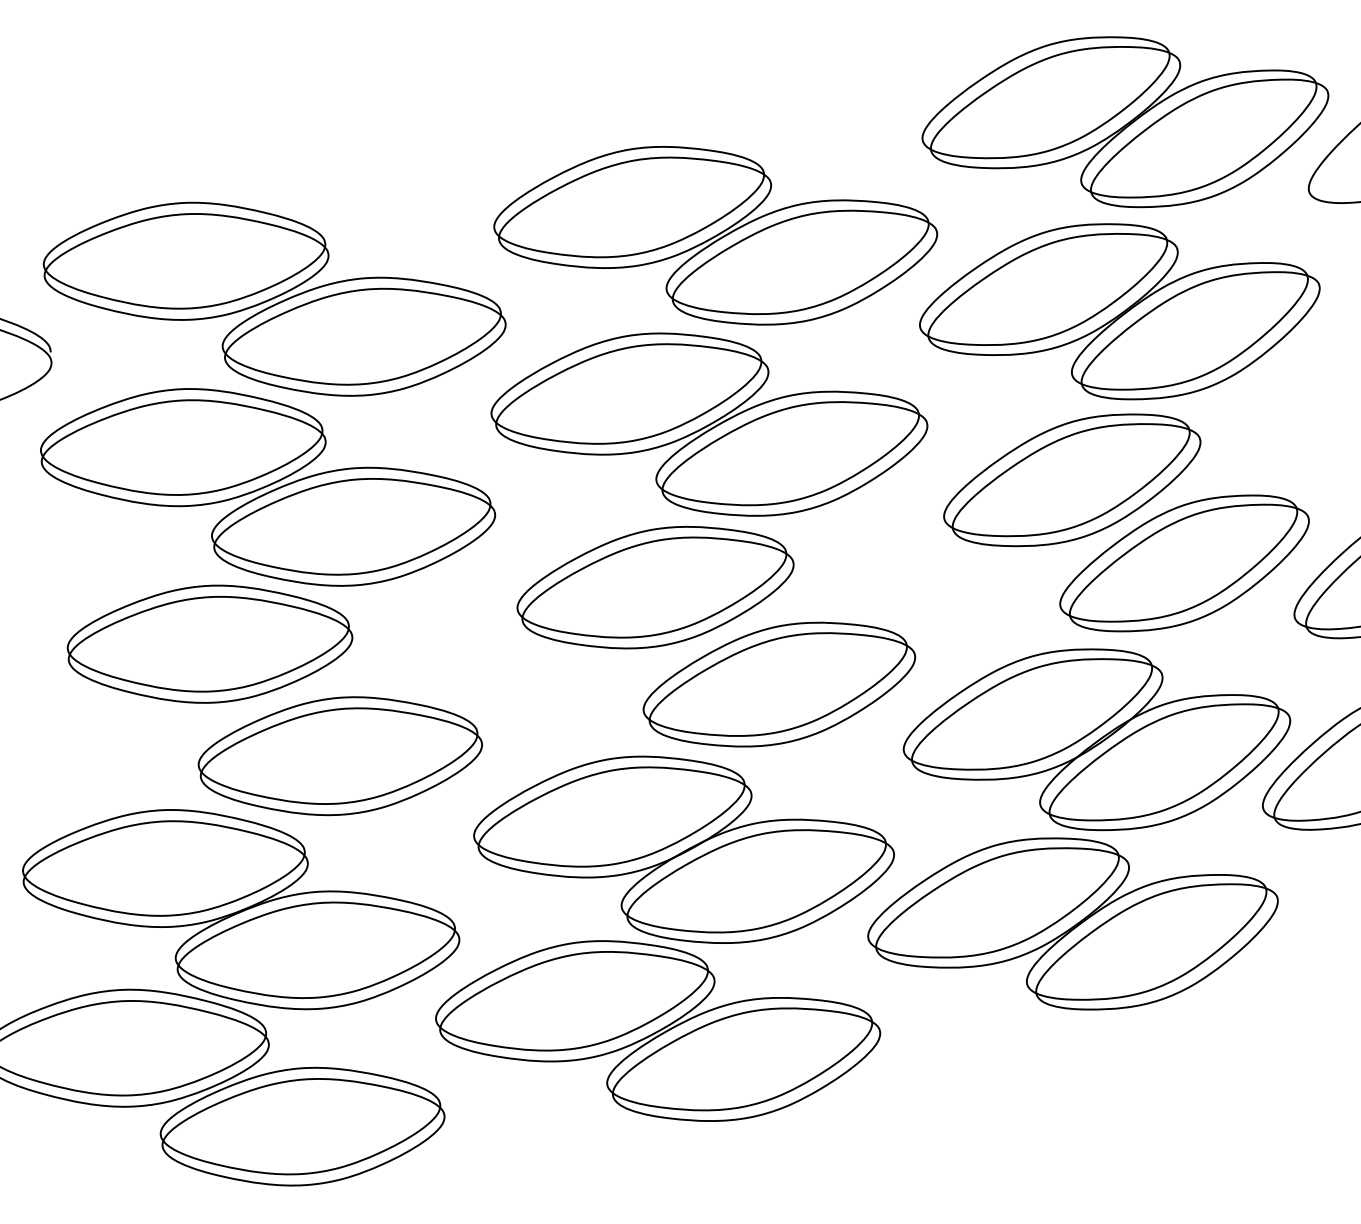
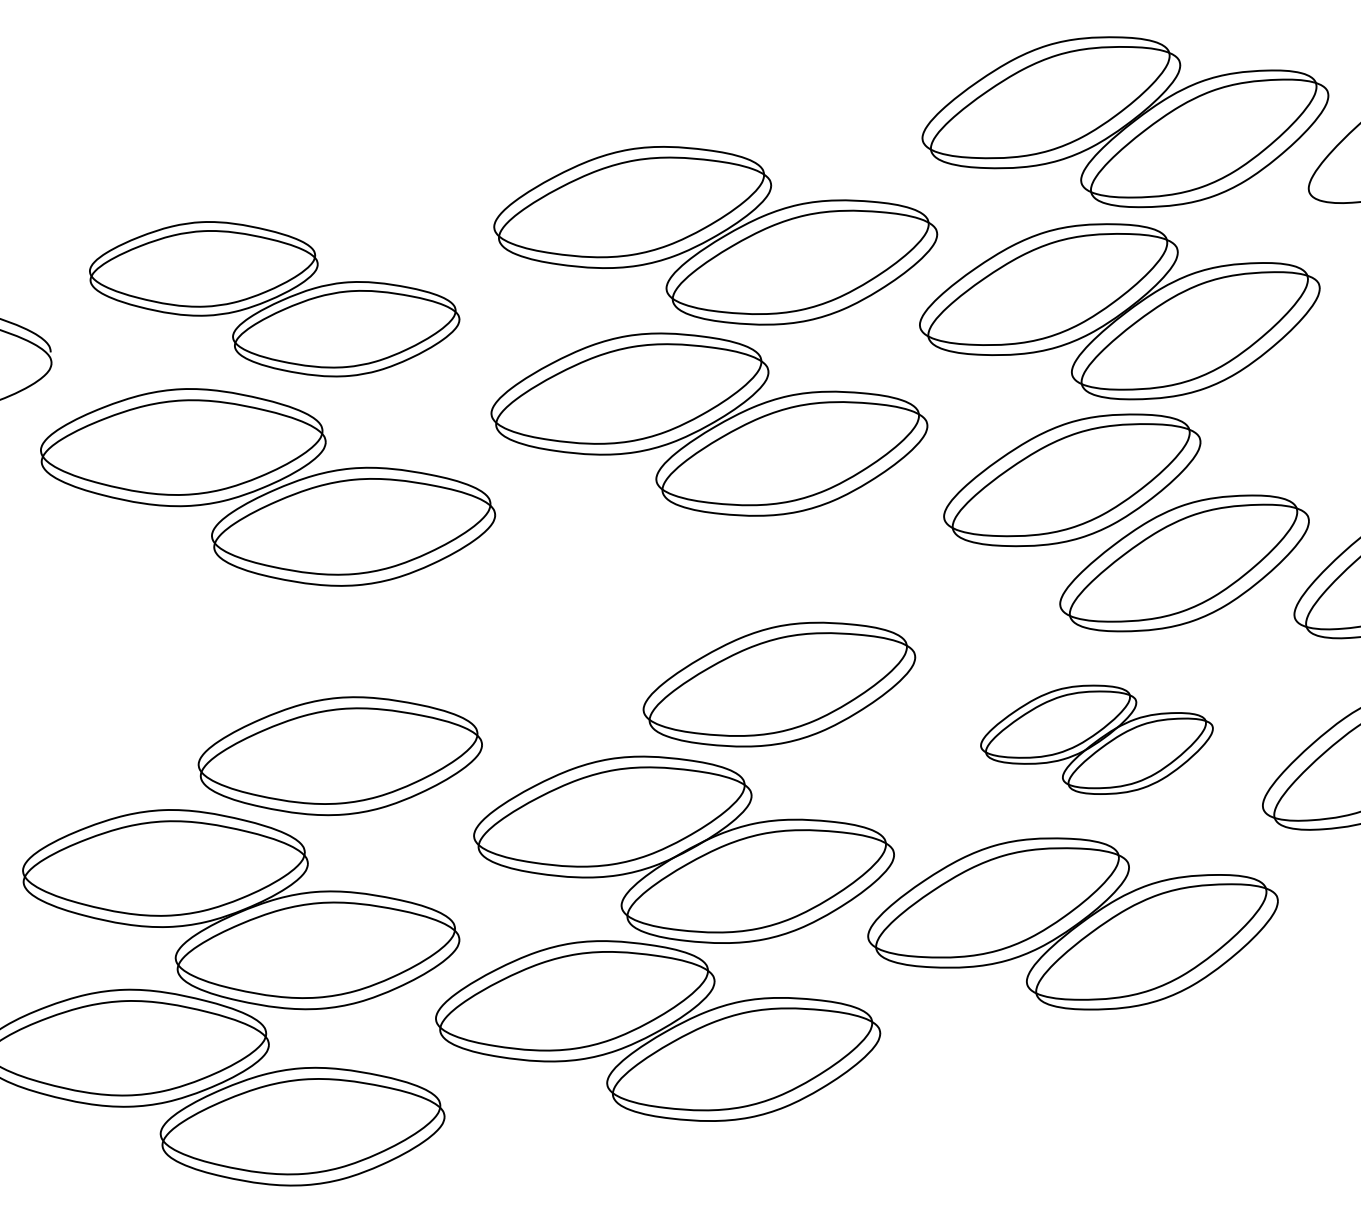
part size: 465x196 px -> 372x157 px (274, 299)
part: present -> none (655, 587)
part: present -> none (209, 643)
part size: 390x184 px -> 234x111 px (1096, 739)
